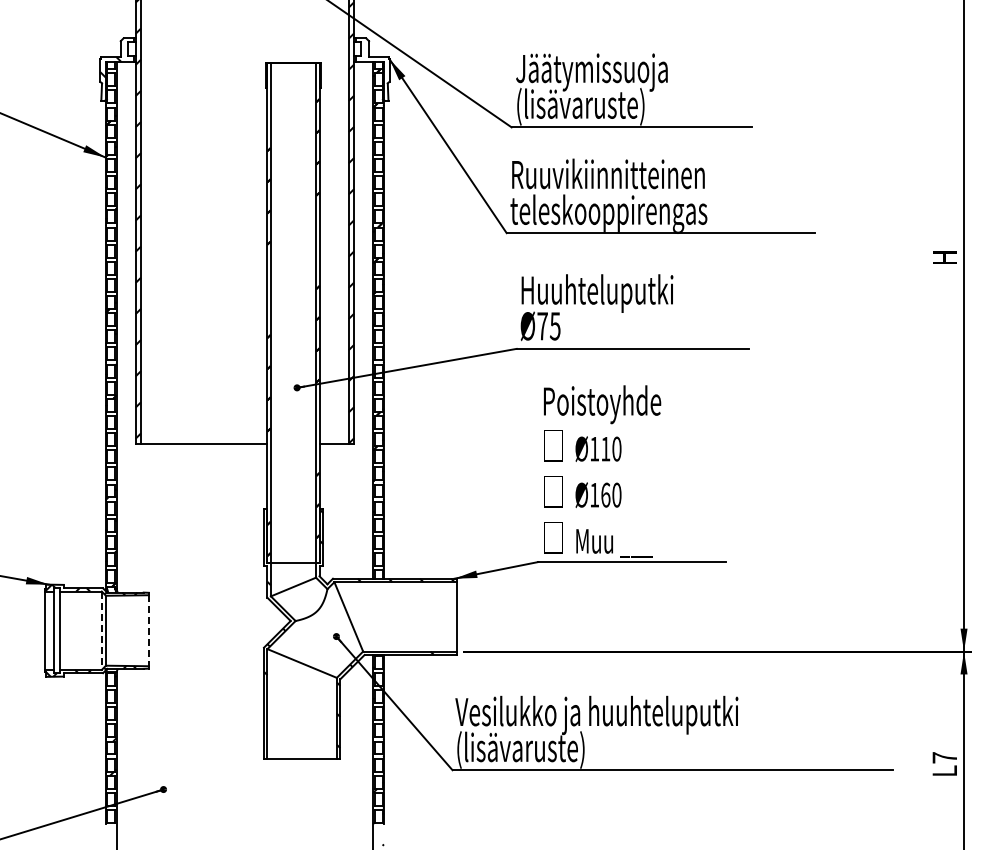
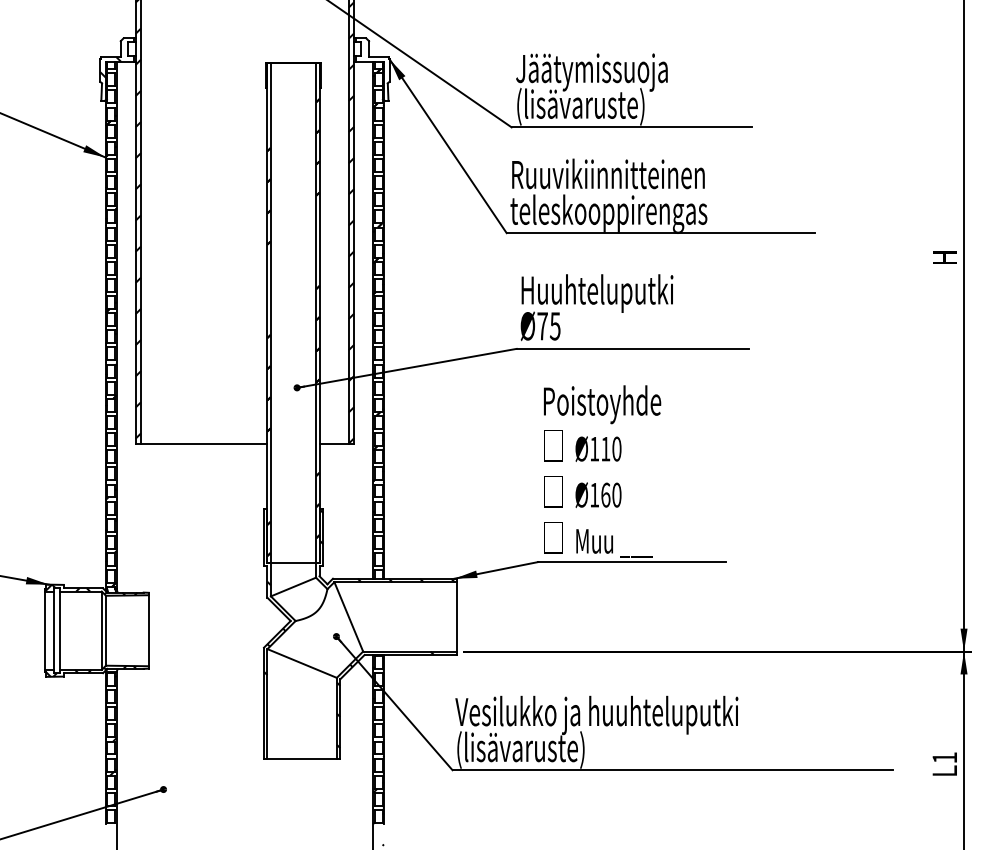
line: dashed -> solid (101, 631)
line: dashed -> solid (148, 631)
text: L7 -> L1 (944, 757)
